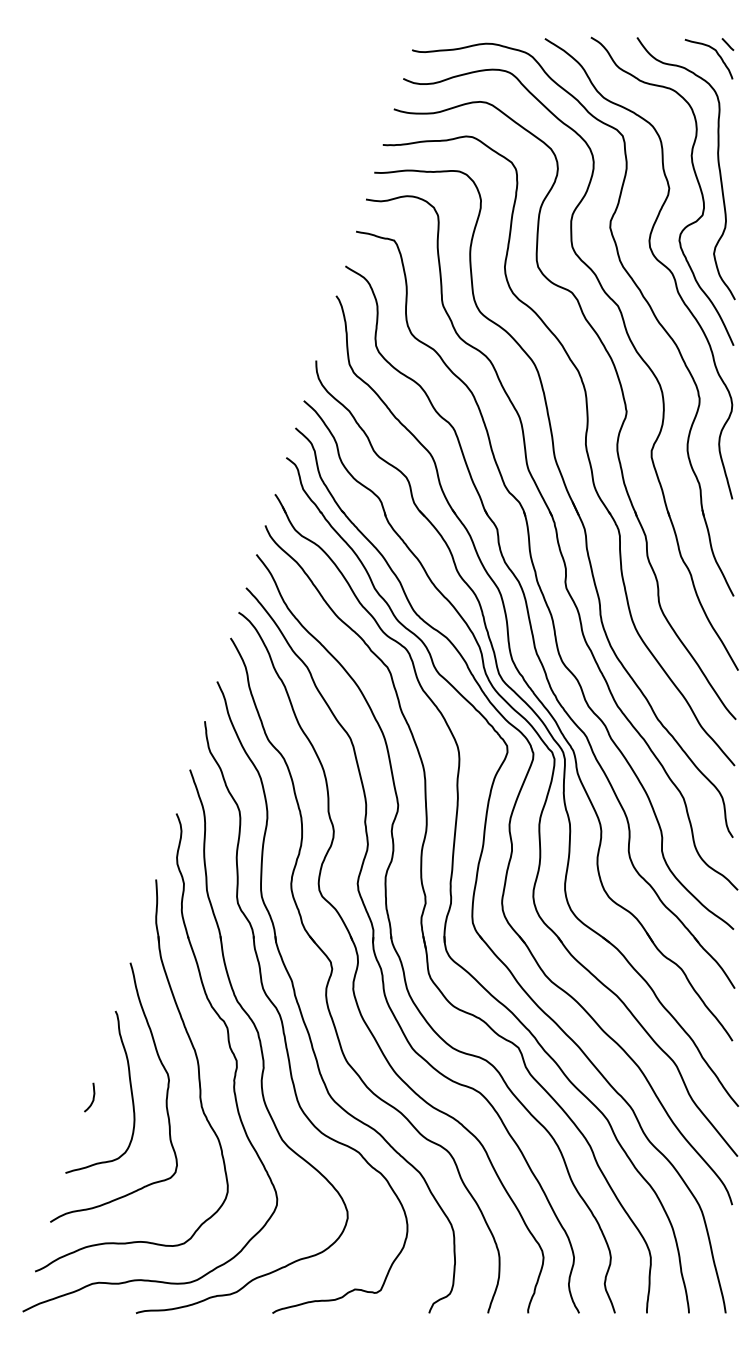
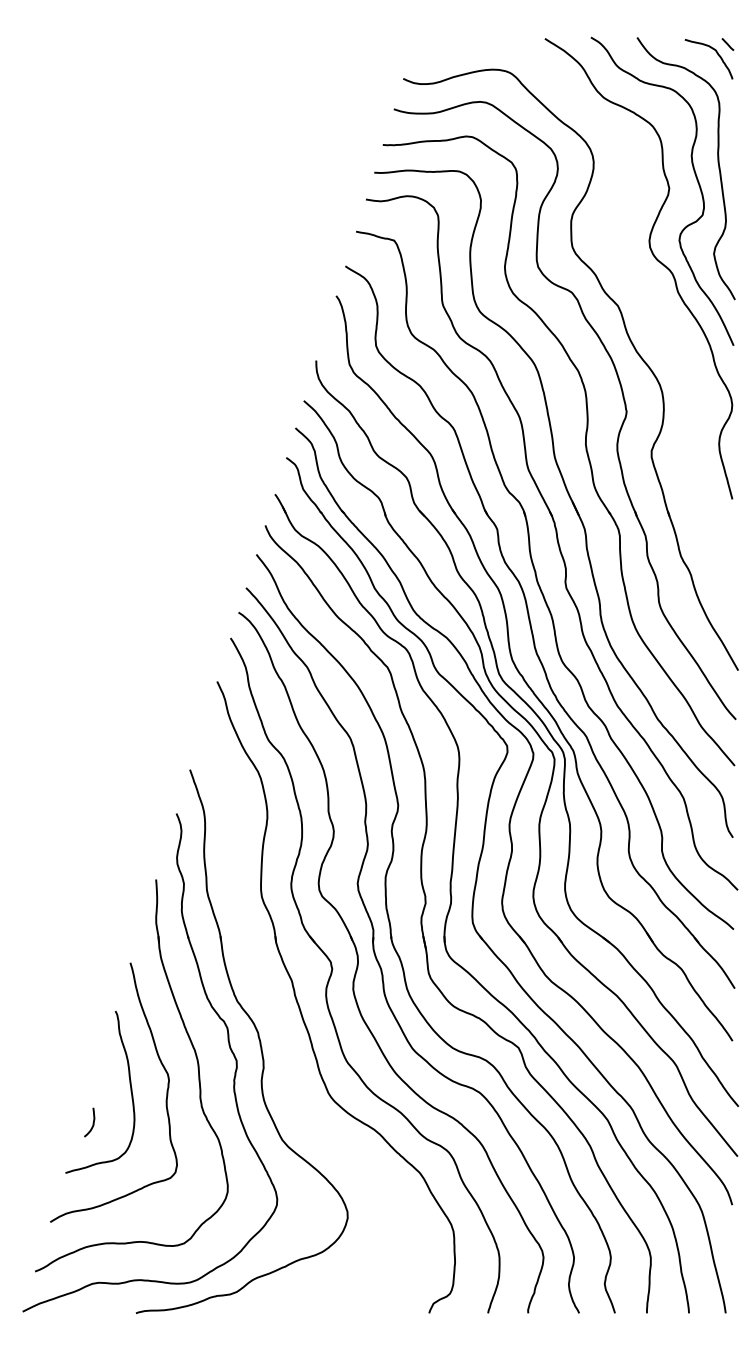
part: present -> none (631, 280)
part: present -> none (283, 1023)
curve position: (92, 1097) -> (92, 1122) (92, 1122)
